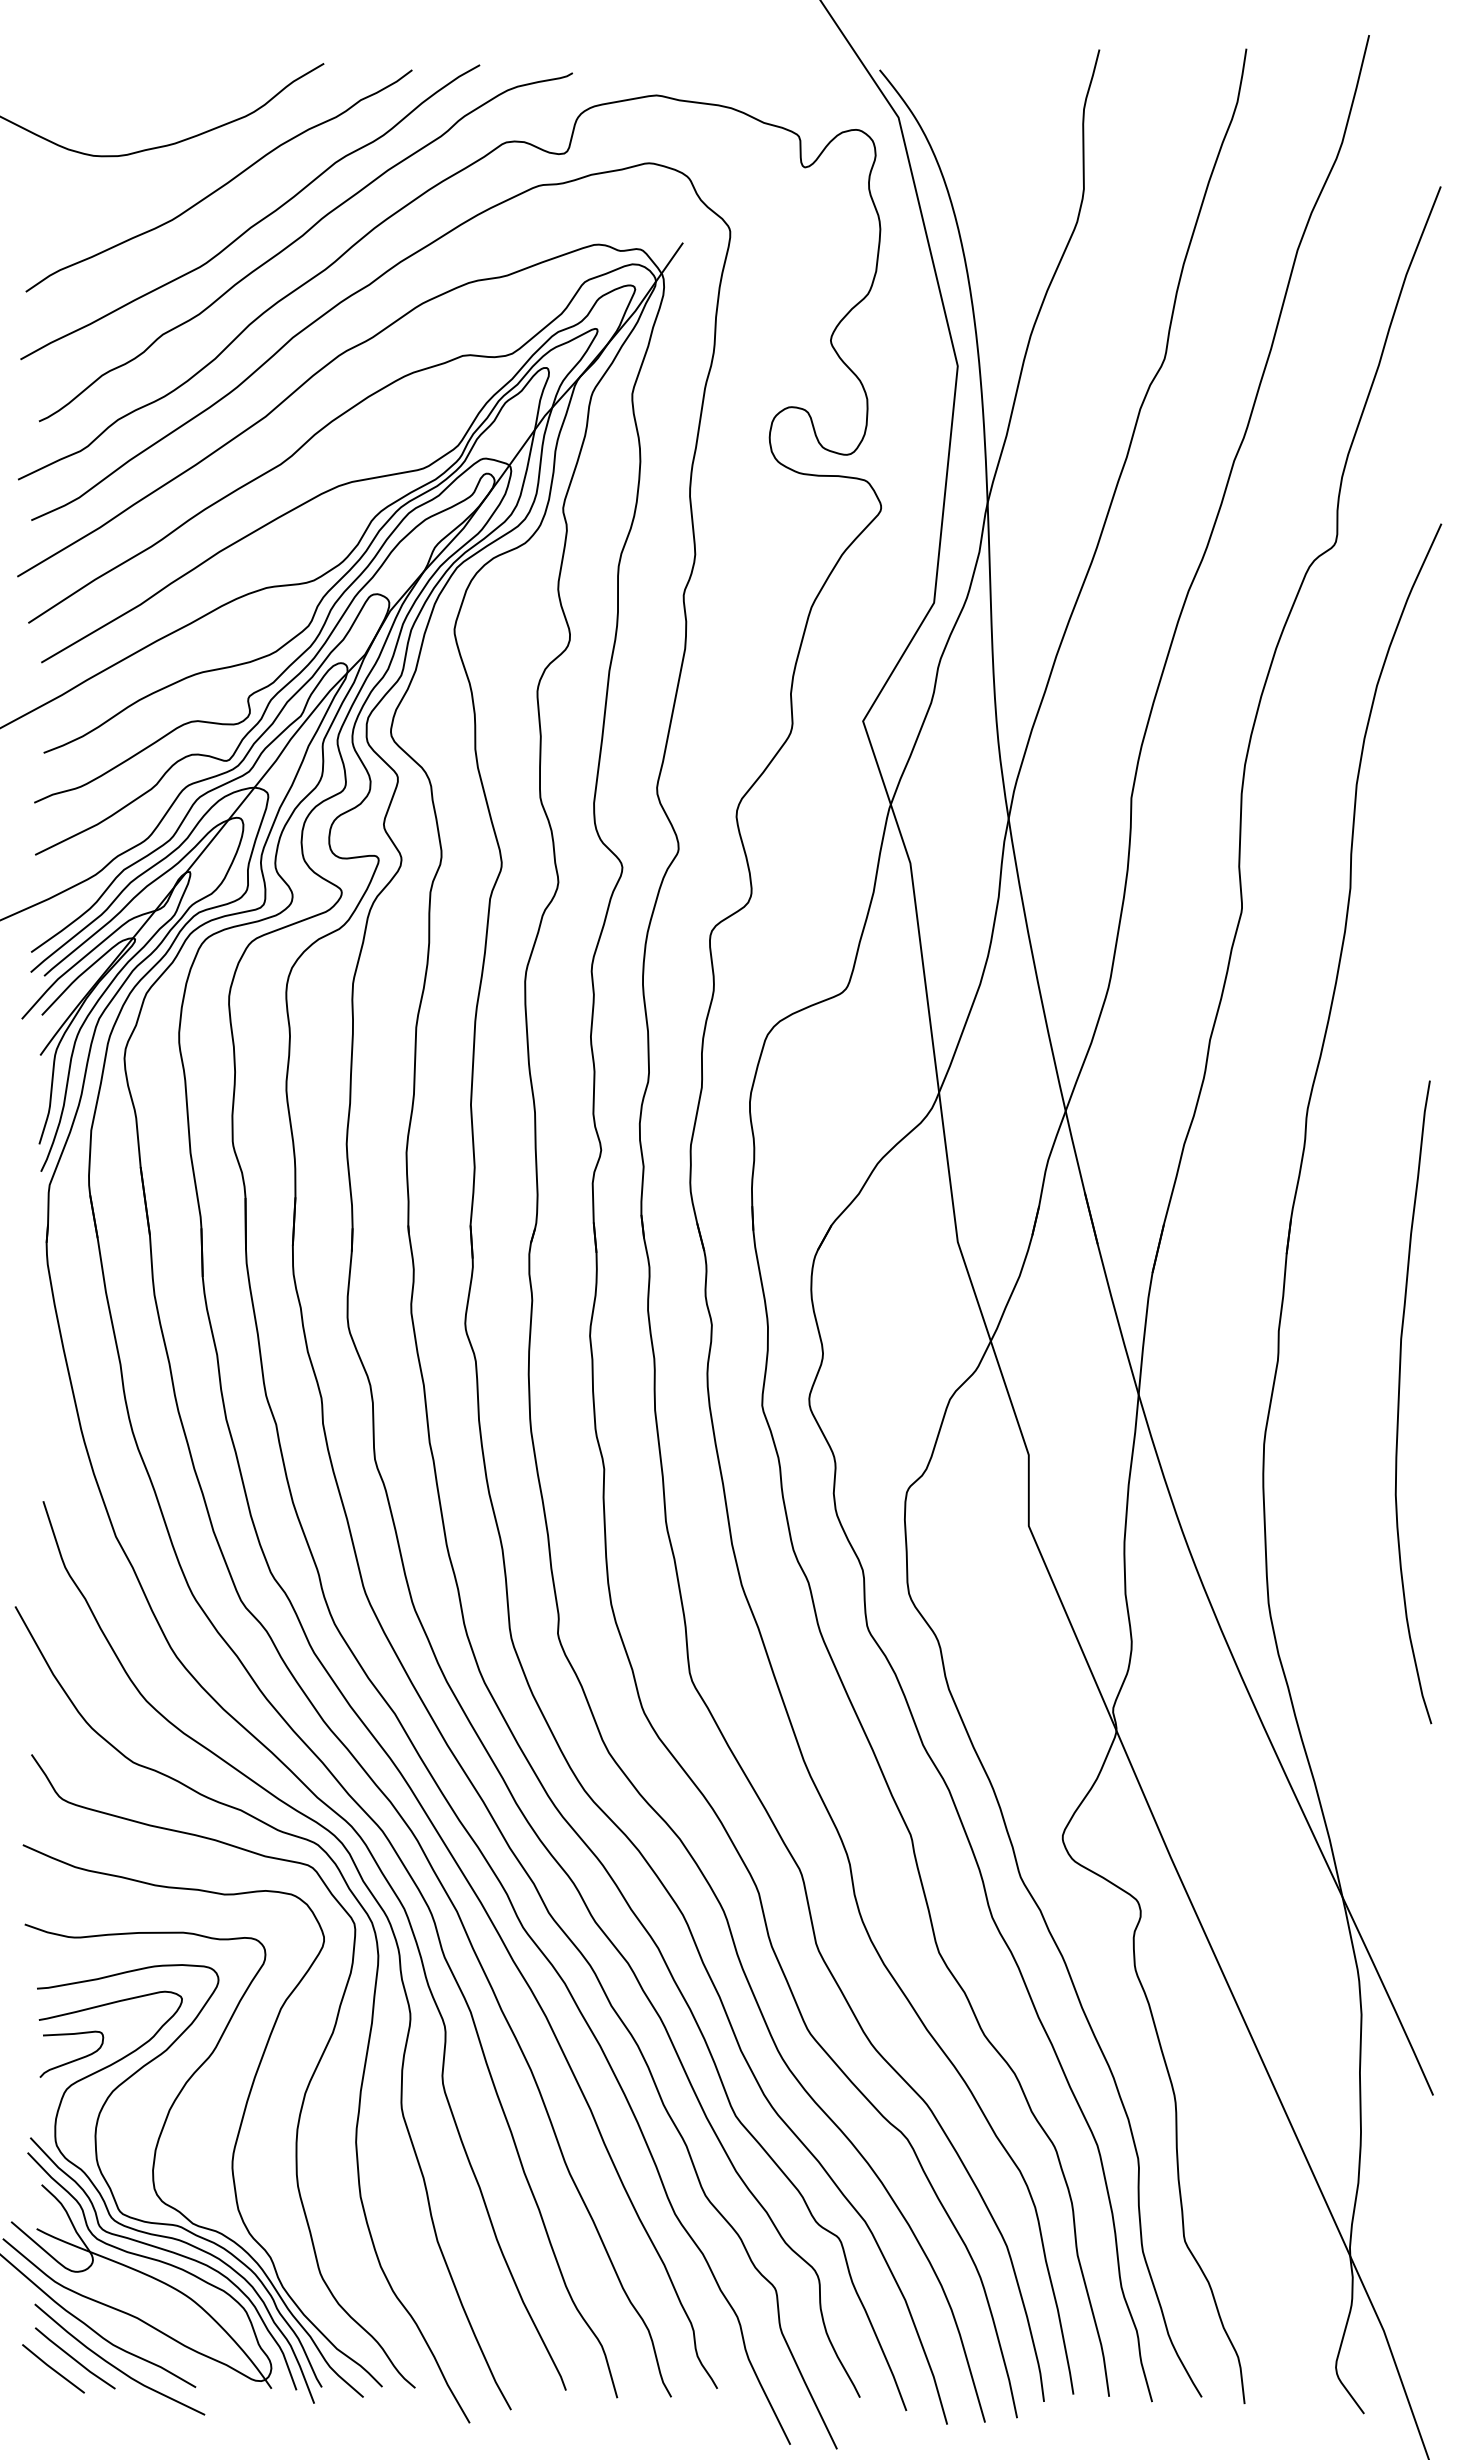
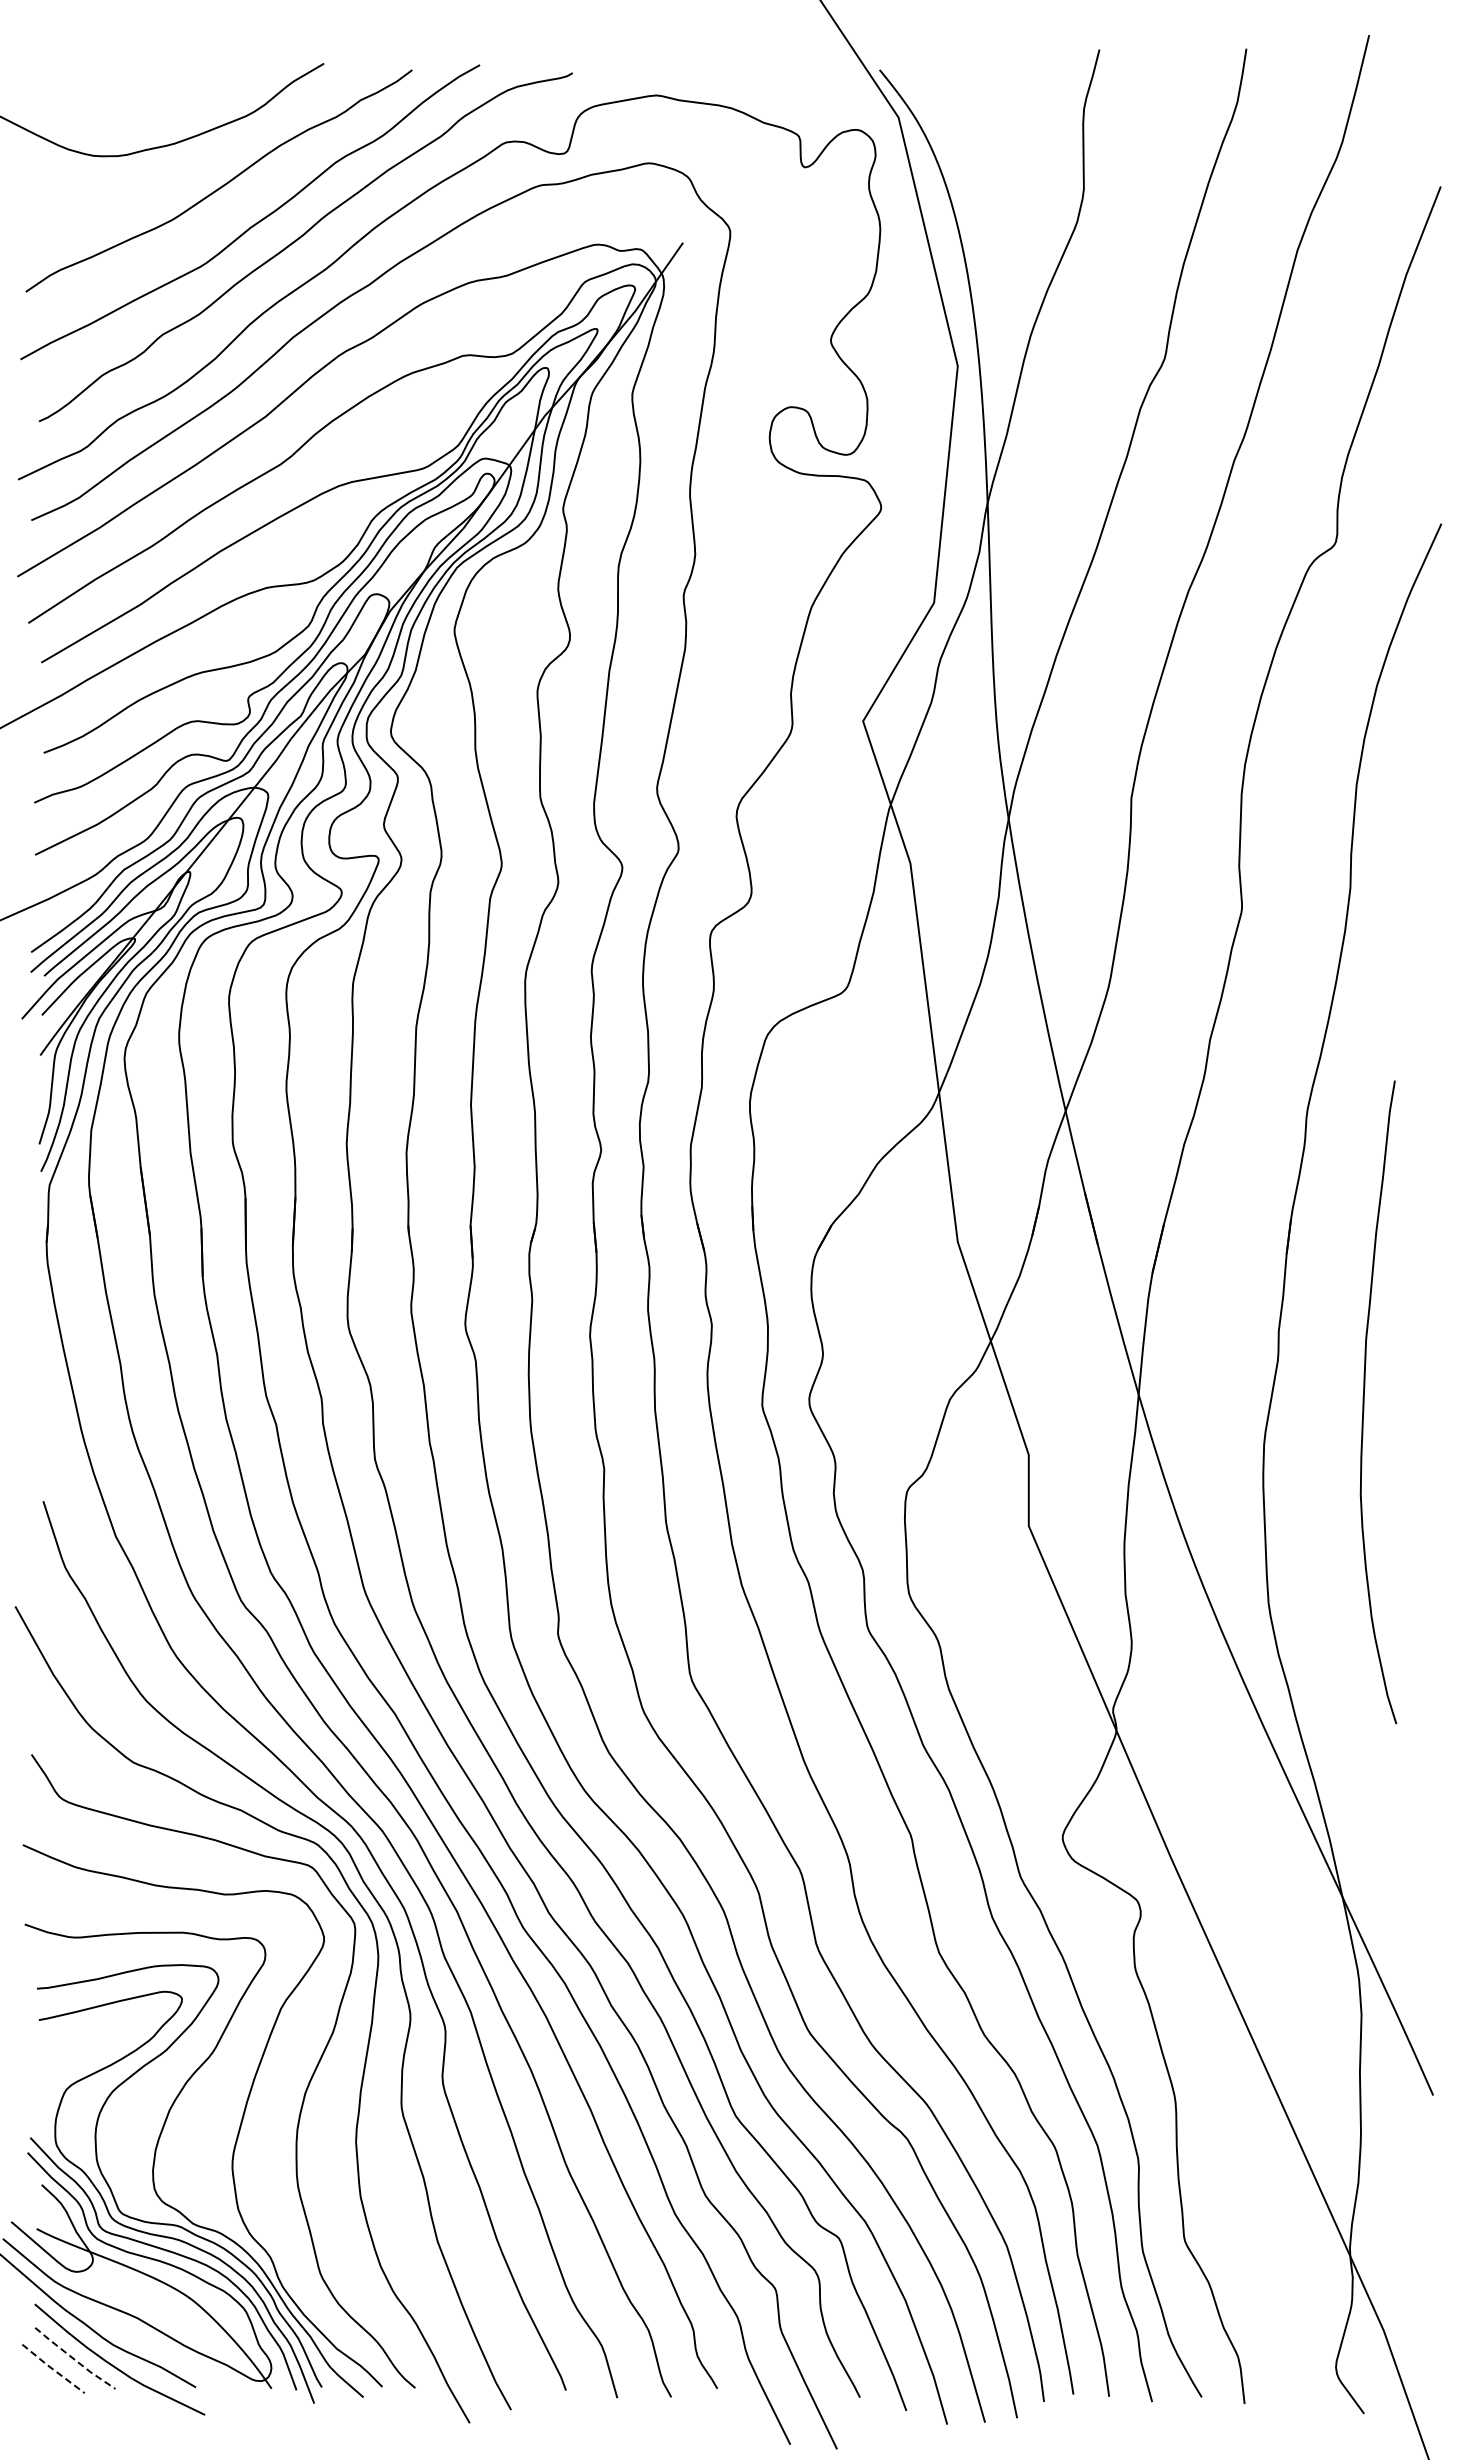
curve position: (1399, 1402) -> (1364, 1402) (1364, 1402)
curve: present -> none (74, 2059)
line: solid -> dashed (74, 2359)
line: solid -> dashed (52, 2369)
